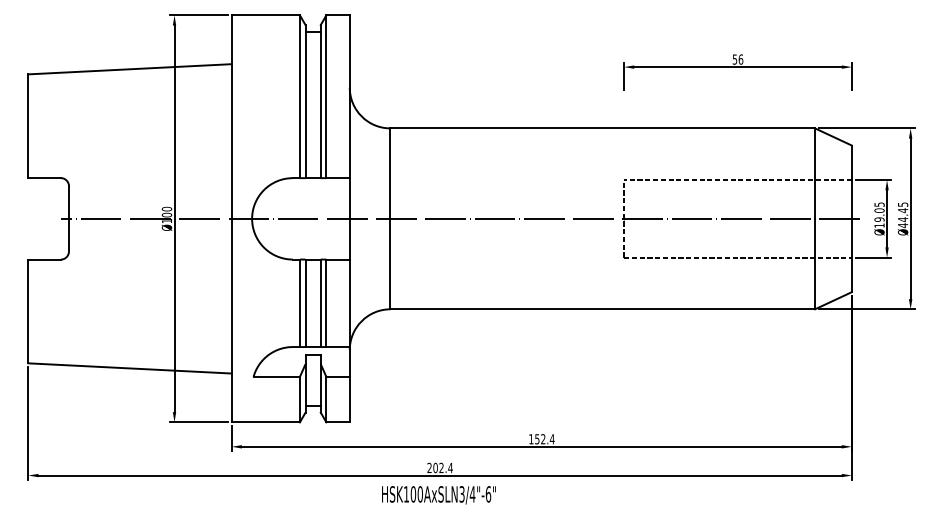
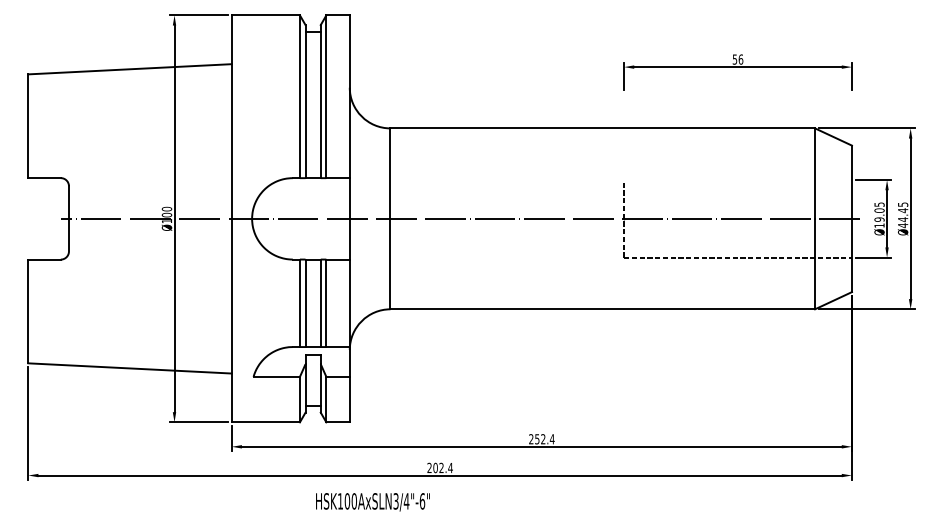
line: present -> none (737, 180)
text: 152.4 -> 252.4 (531, 439)
text position: (438, 495) -> (372, 502) (372, 502)
